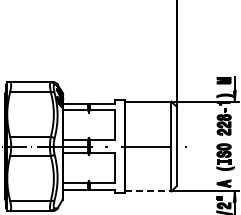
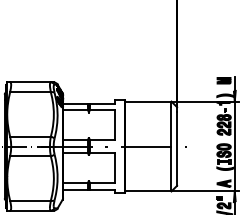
line: none -> present (234, 146)
line: dashed -> solid (148, 191)
